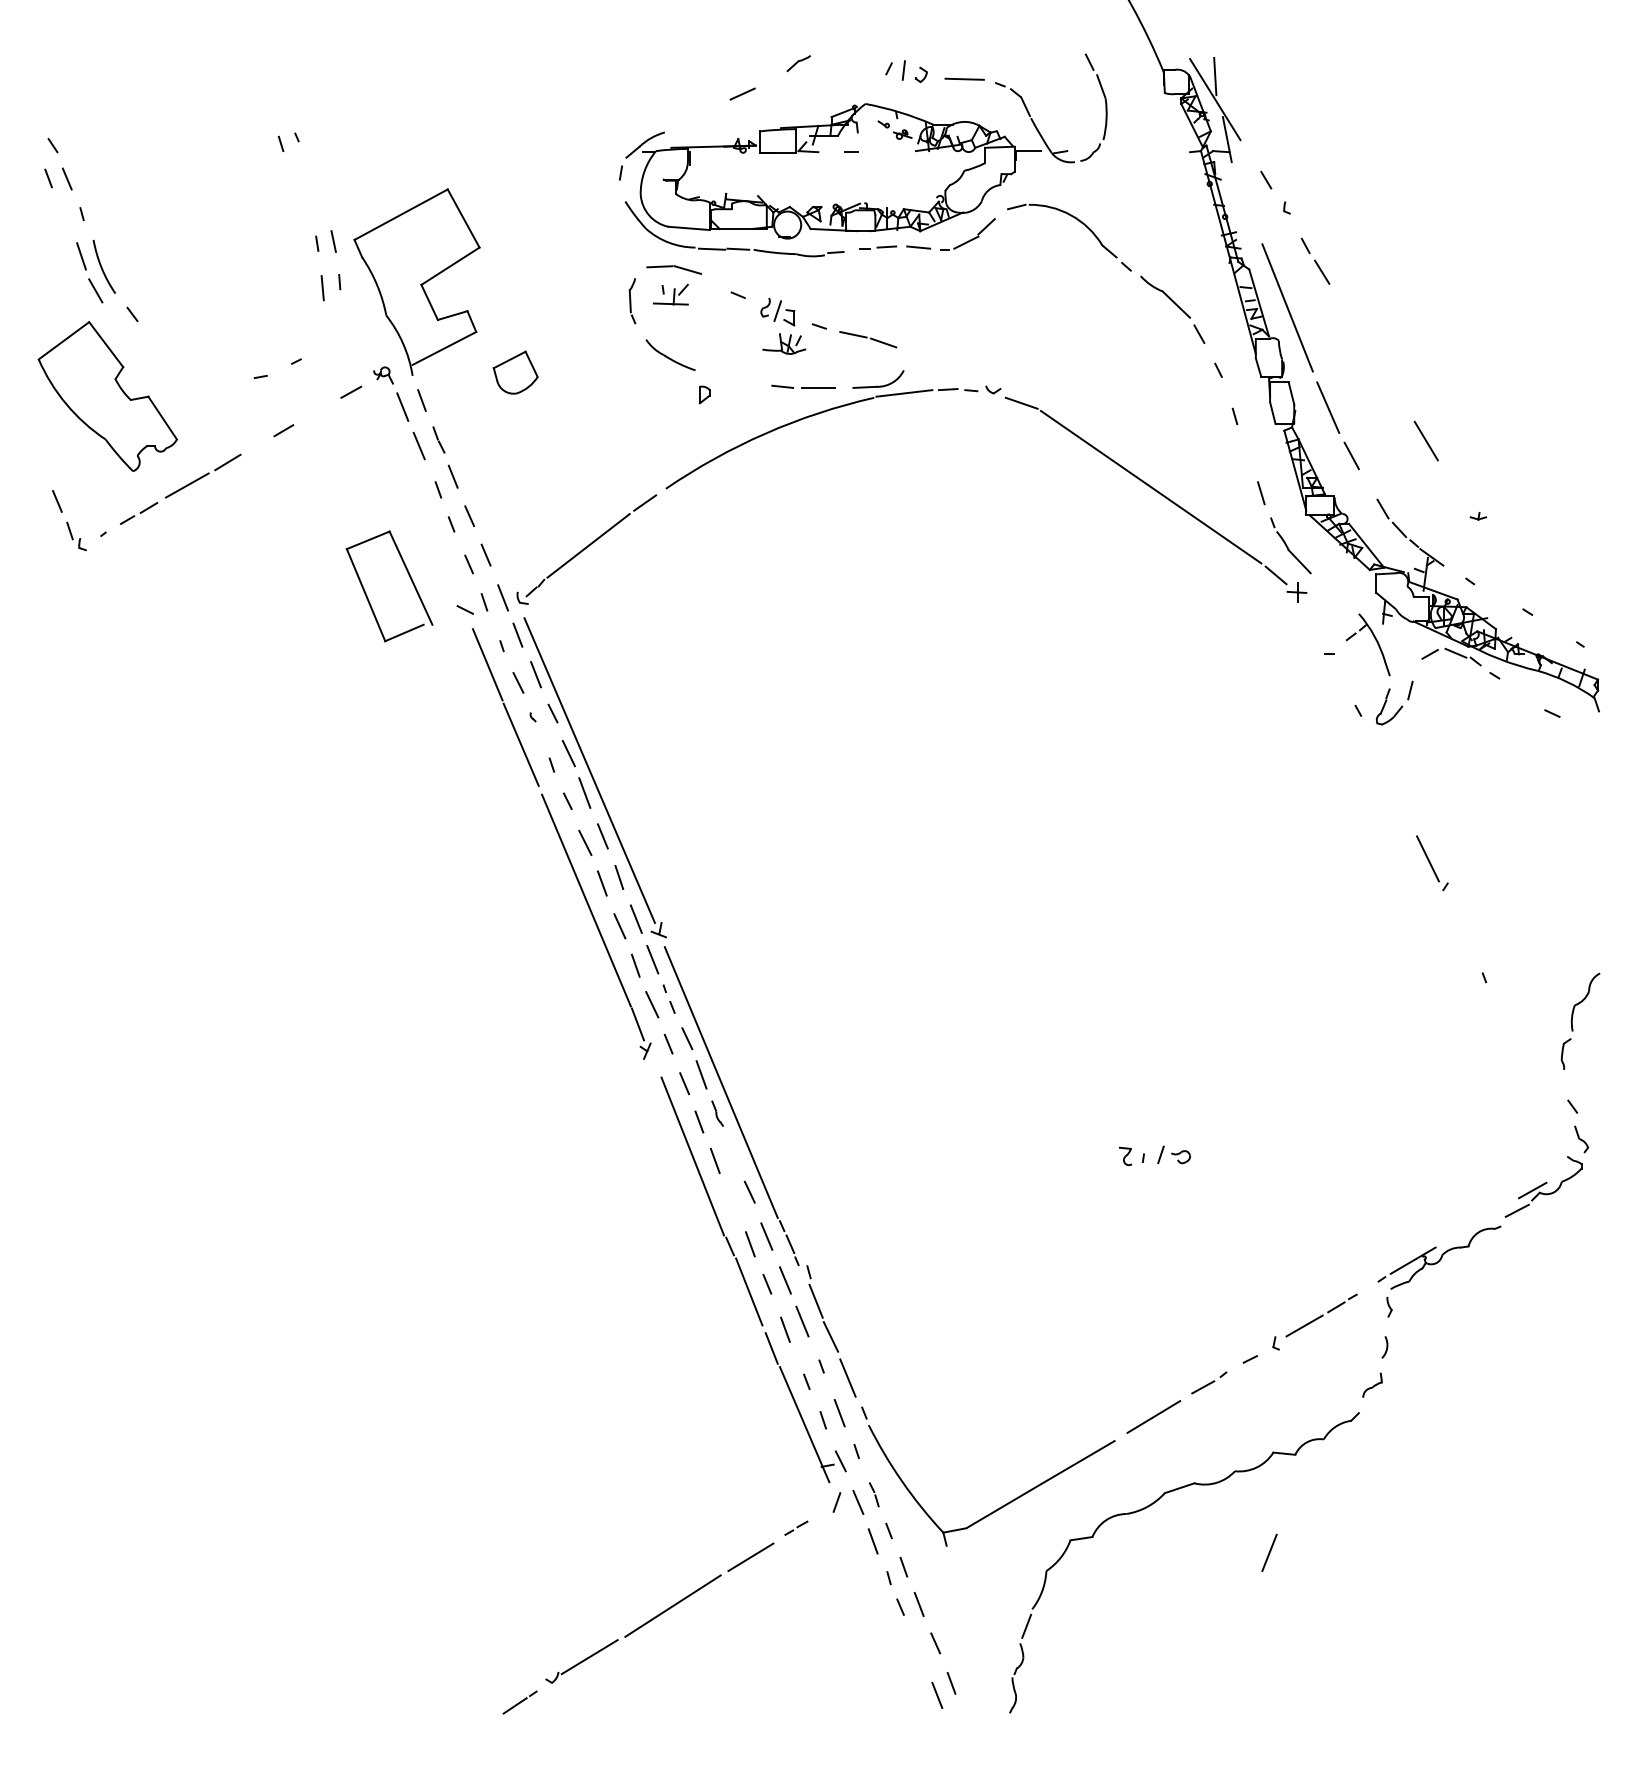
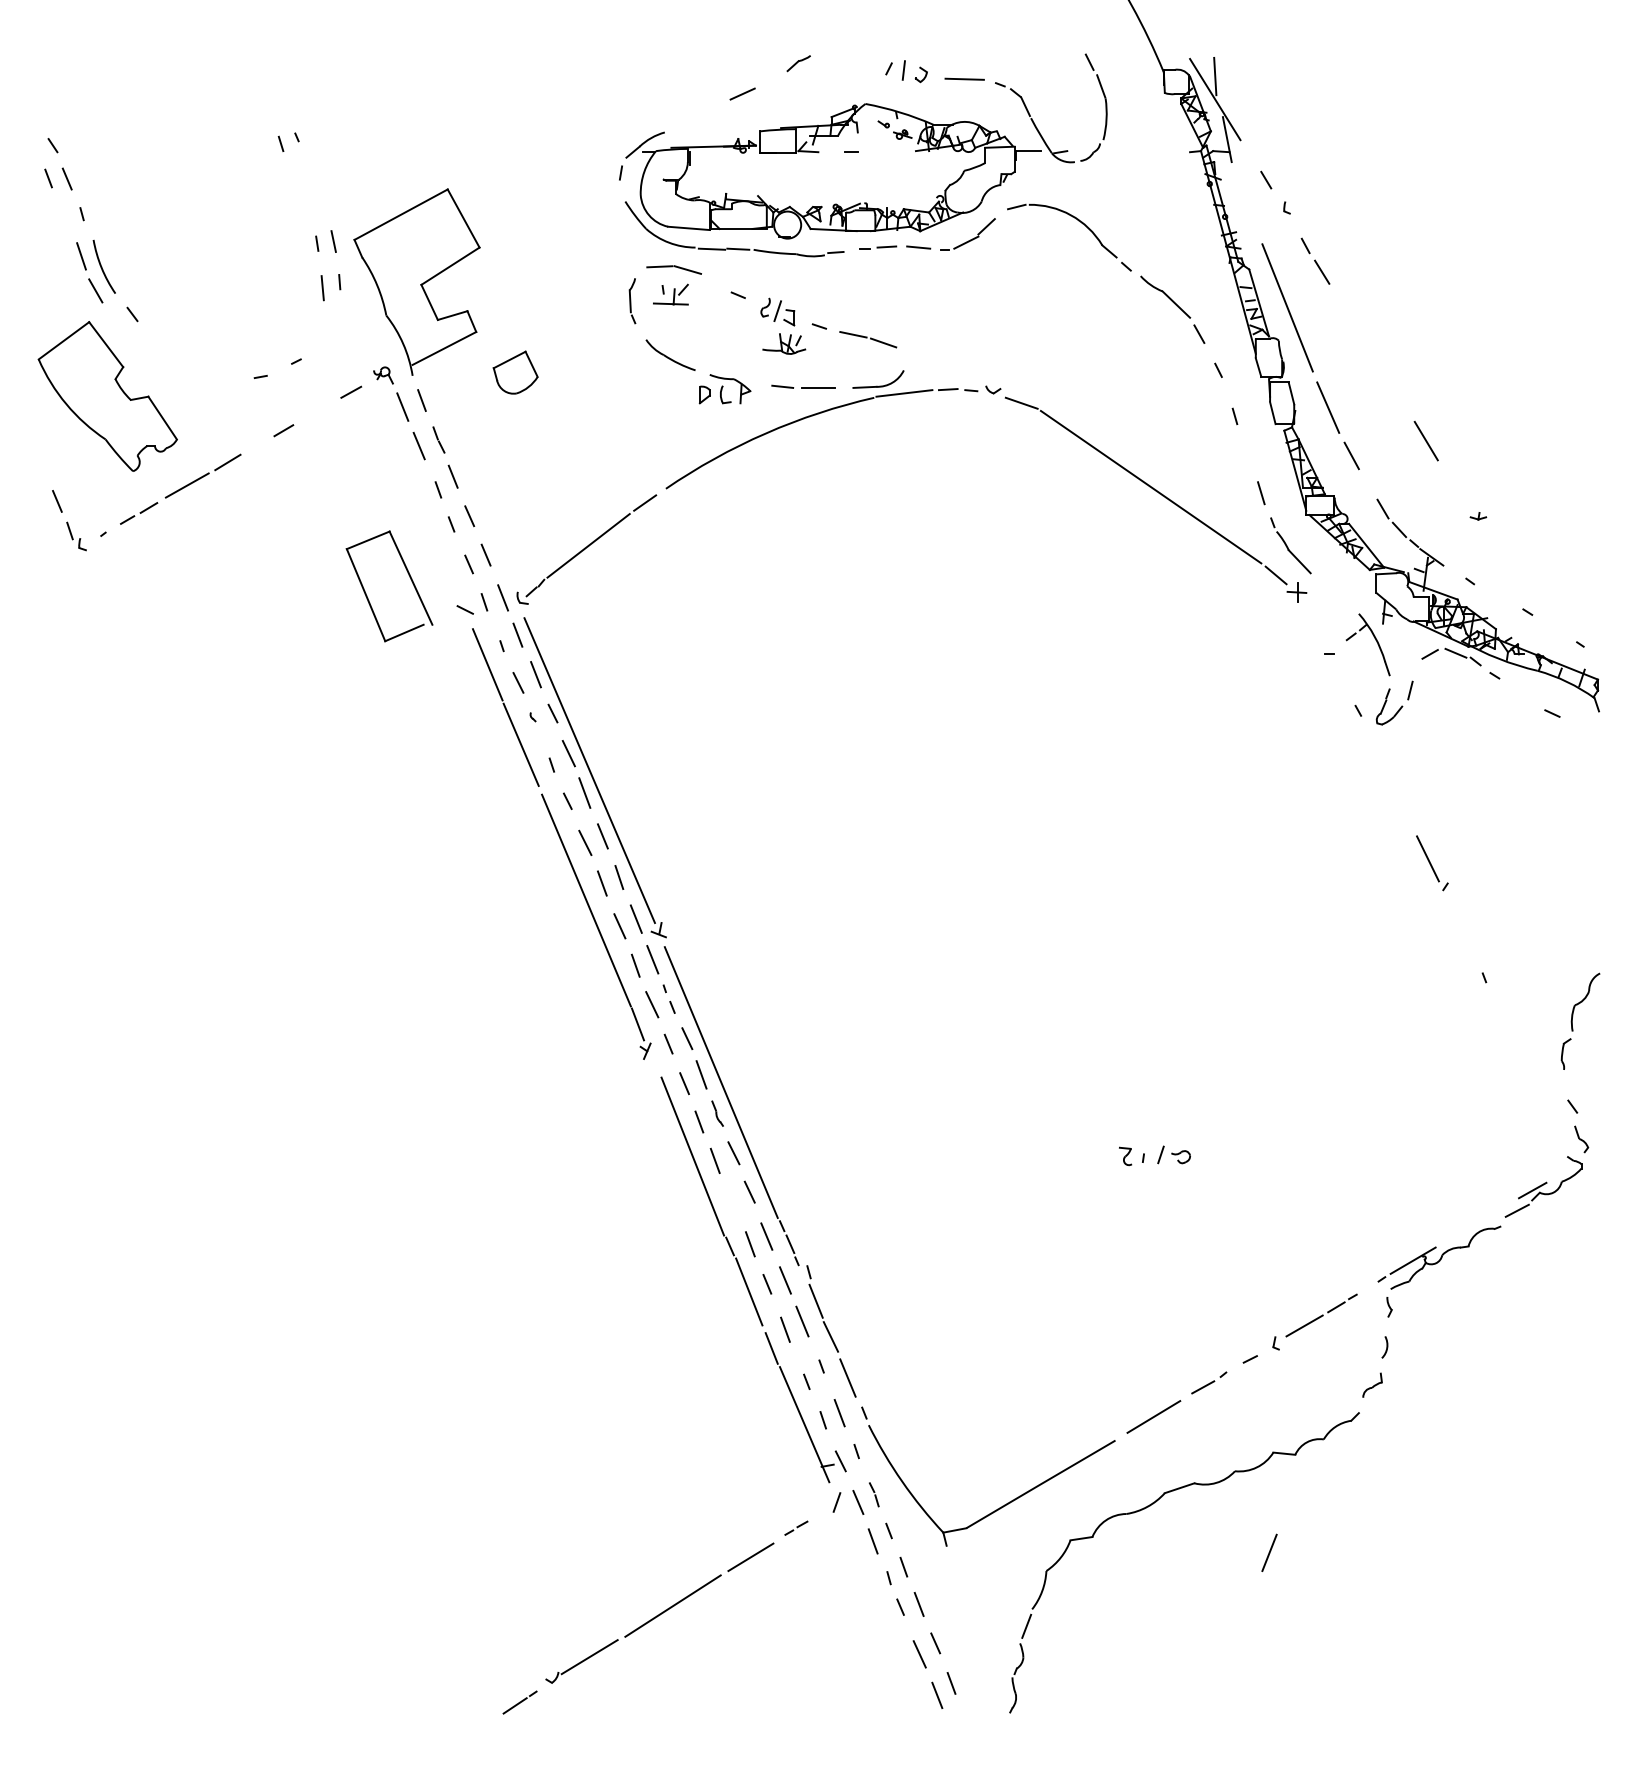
part: none -> present (723, 387)
line: none -> present (733, 1153)
line: none -> present (919, 1654)
